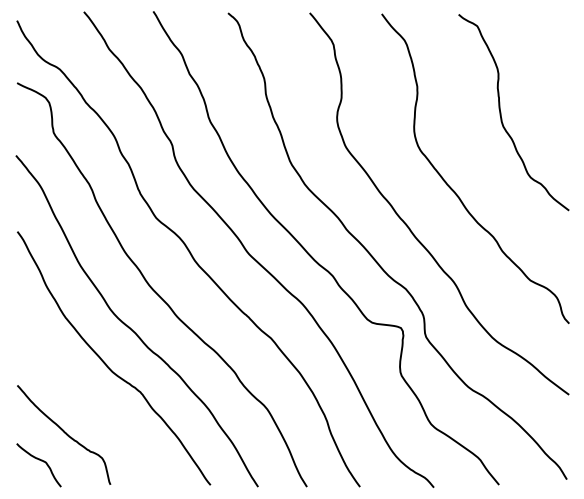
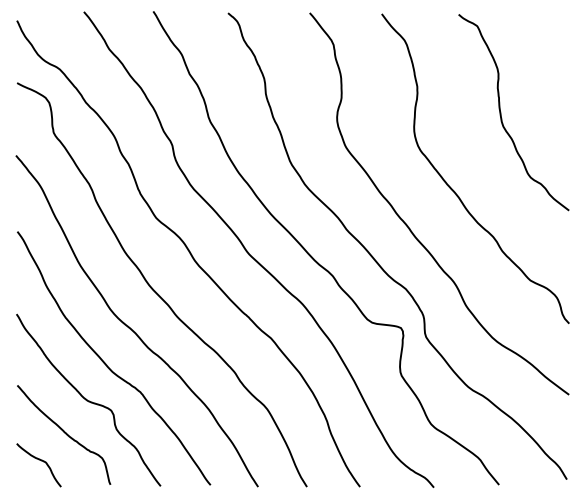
curve: none -> present (87, 399)
